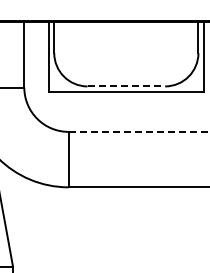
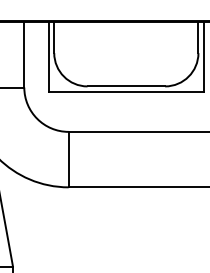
line: dashed -> solid (126, 86)
line: dashed -> solid (139, 131)
